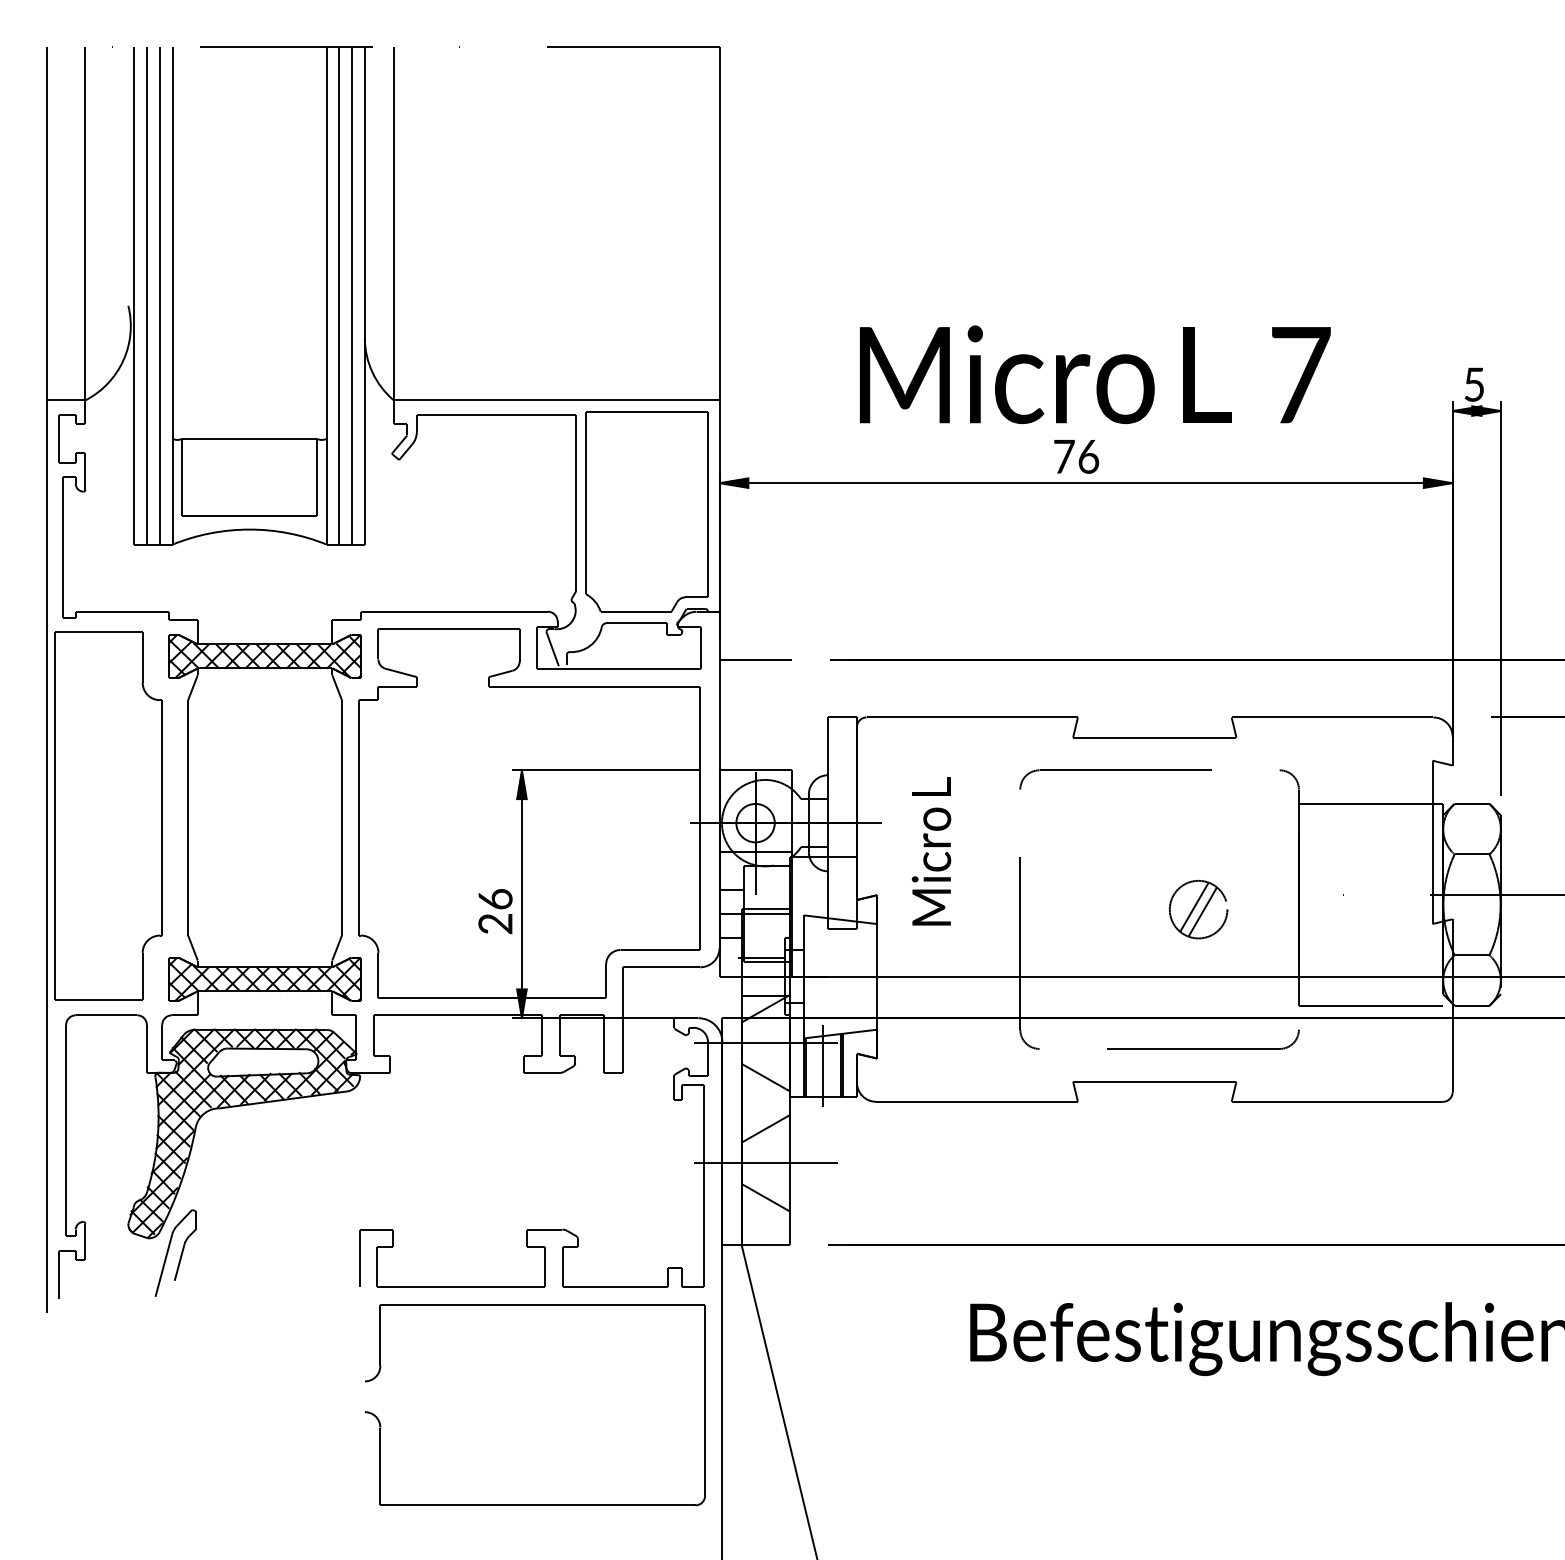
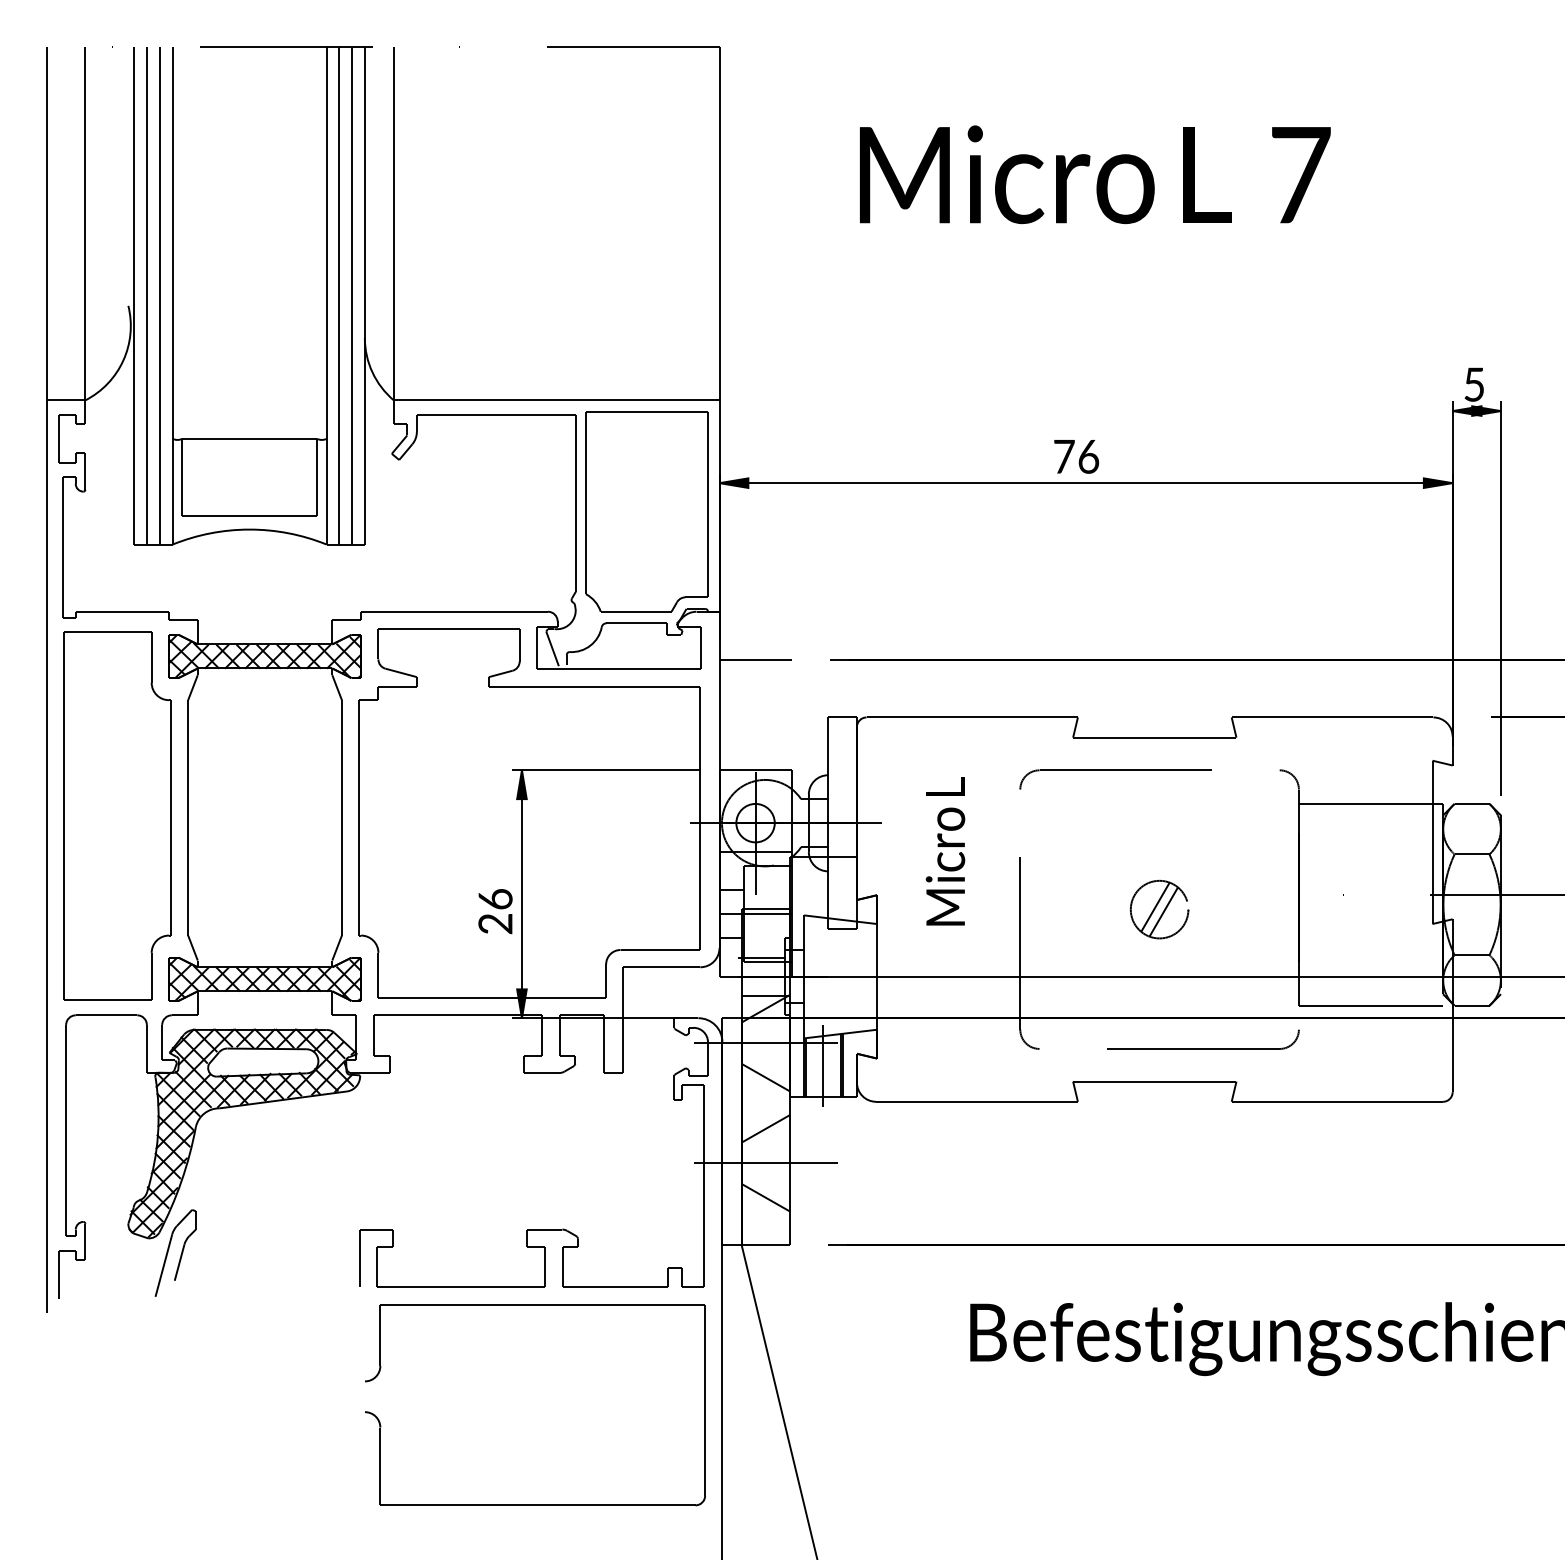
text position: (1095, 374) -> (1095, 174) (1095, 174)
part position: (108, 815) -> (117, 815) (117, 815)
text position: (931, 851) -> (945, 851) (945, 851)
part position: (1198, 909) -> (1159, 909) (1159, 909)
